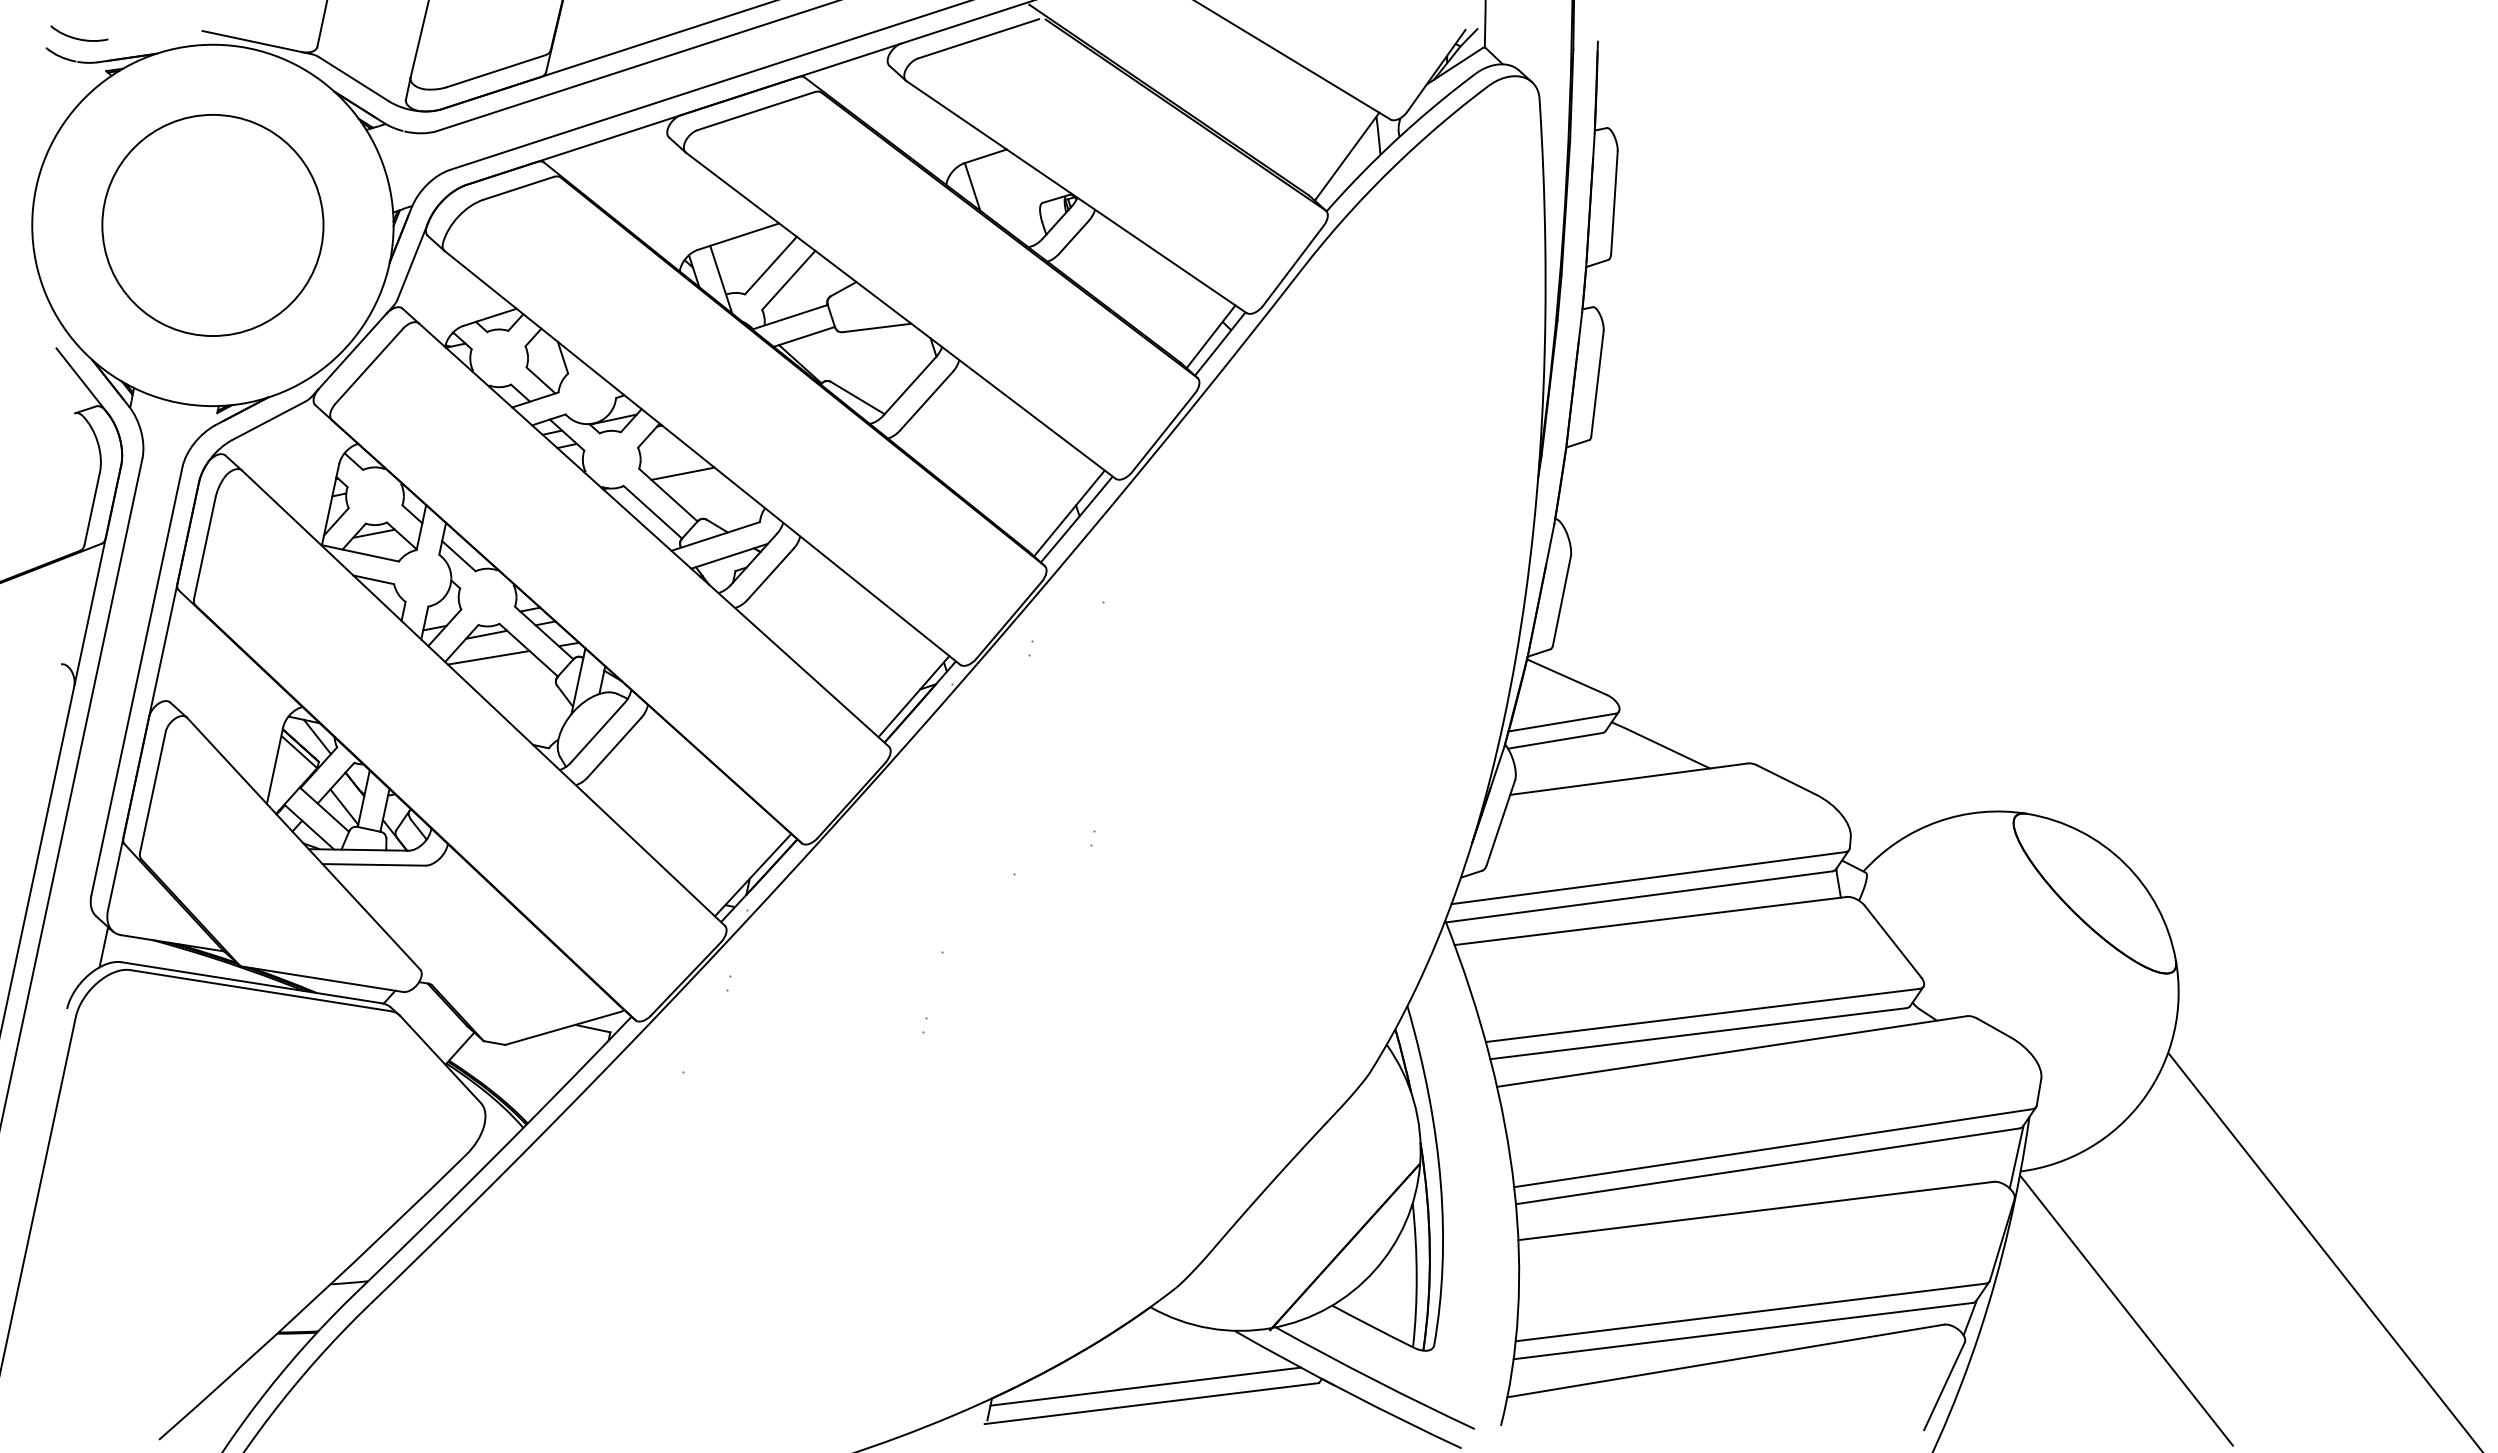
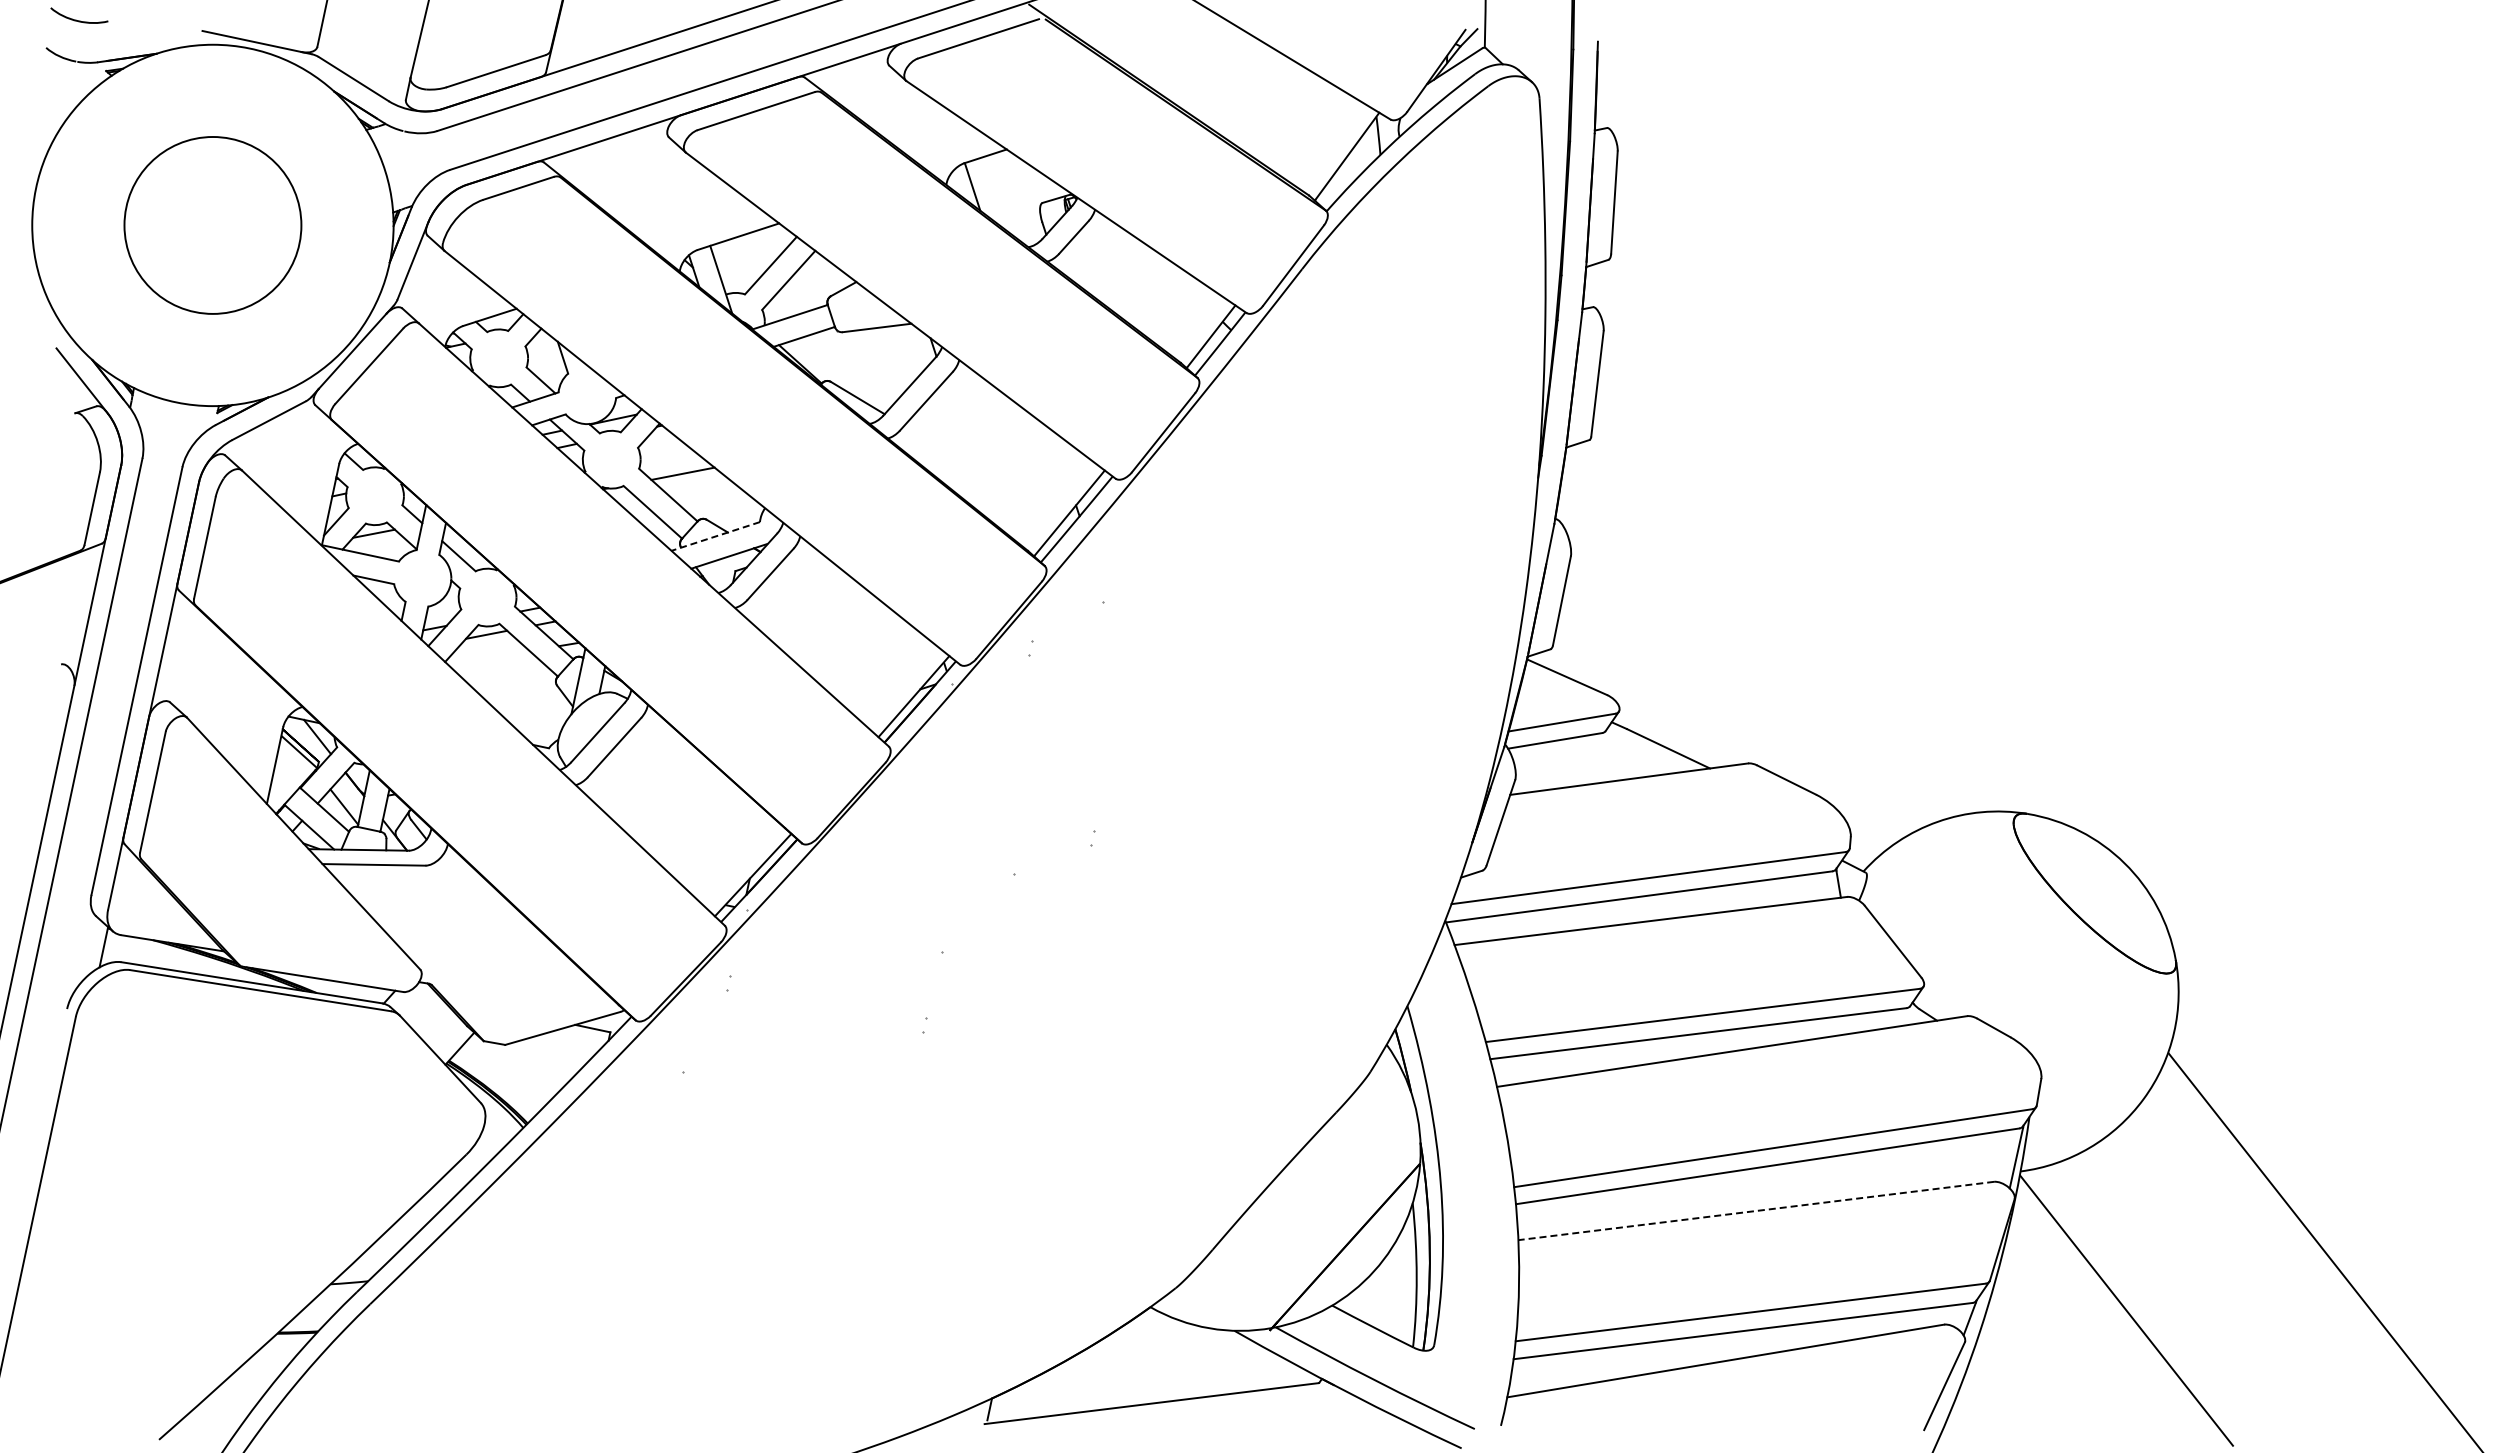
curve position: (76, 37) -> (76, 19) (76, 19)
circle size: 224x223 px -> 180x179 px (212, 225)
line: solid -> dashed (715, 536)
line: present -> none (488, 657)
line: solid -> dashed (1756, 1210)
line: present -> none (1145, 1386)
